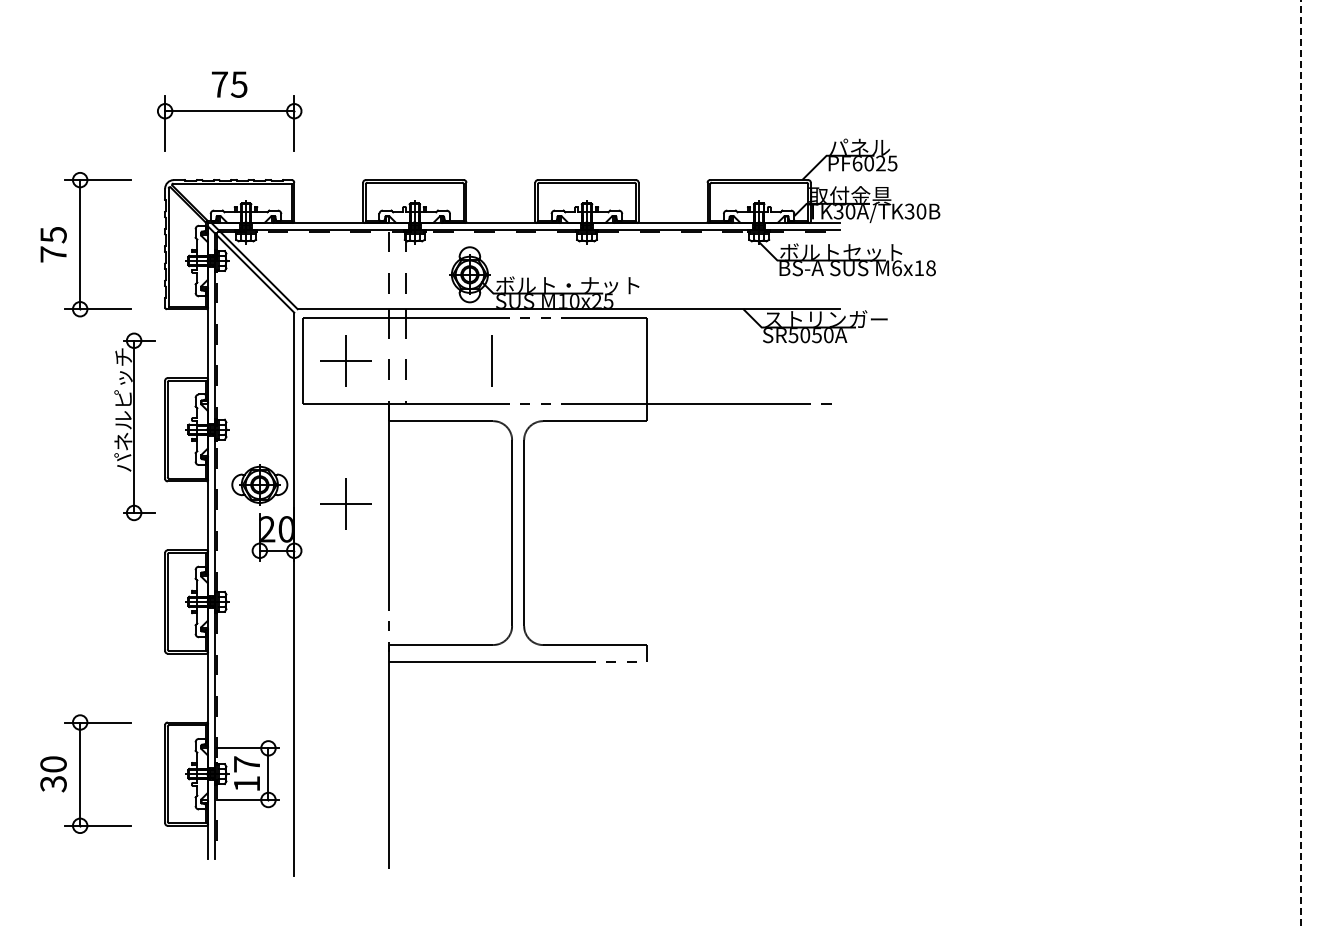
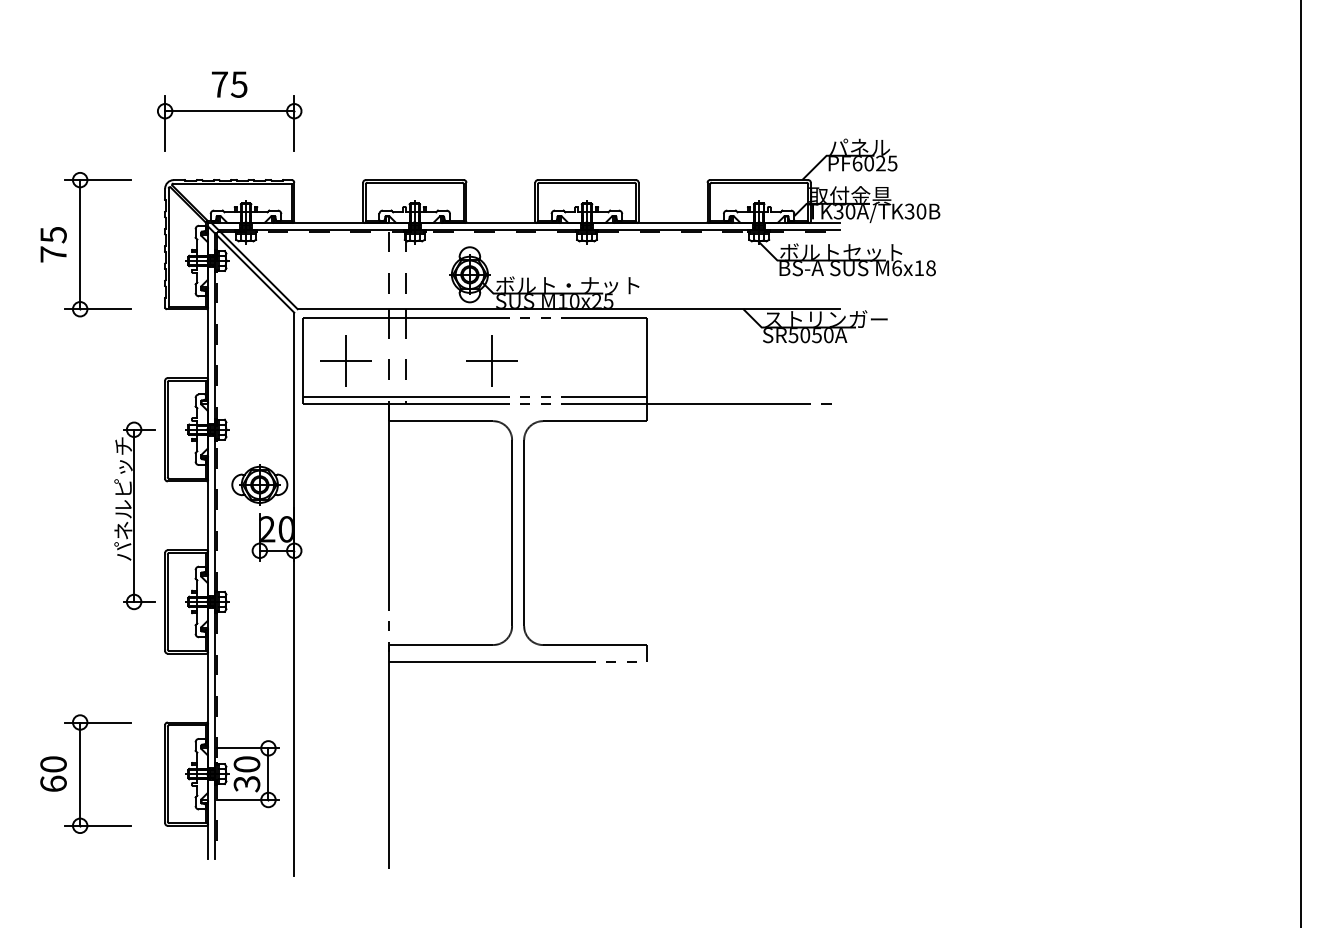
line: none -> present (492, 360)
line: none -> present (474, 397)
part position: (134, 426) -> (134, 515) (134, 515)
line: dashed -> solid (1300, 463)
part: present -> none (345, 503)
text: 17 -> 30 (246, 774)
text: 30 -> 60 (53, 783)
